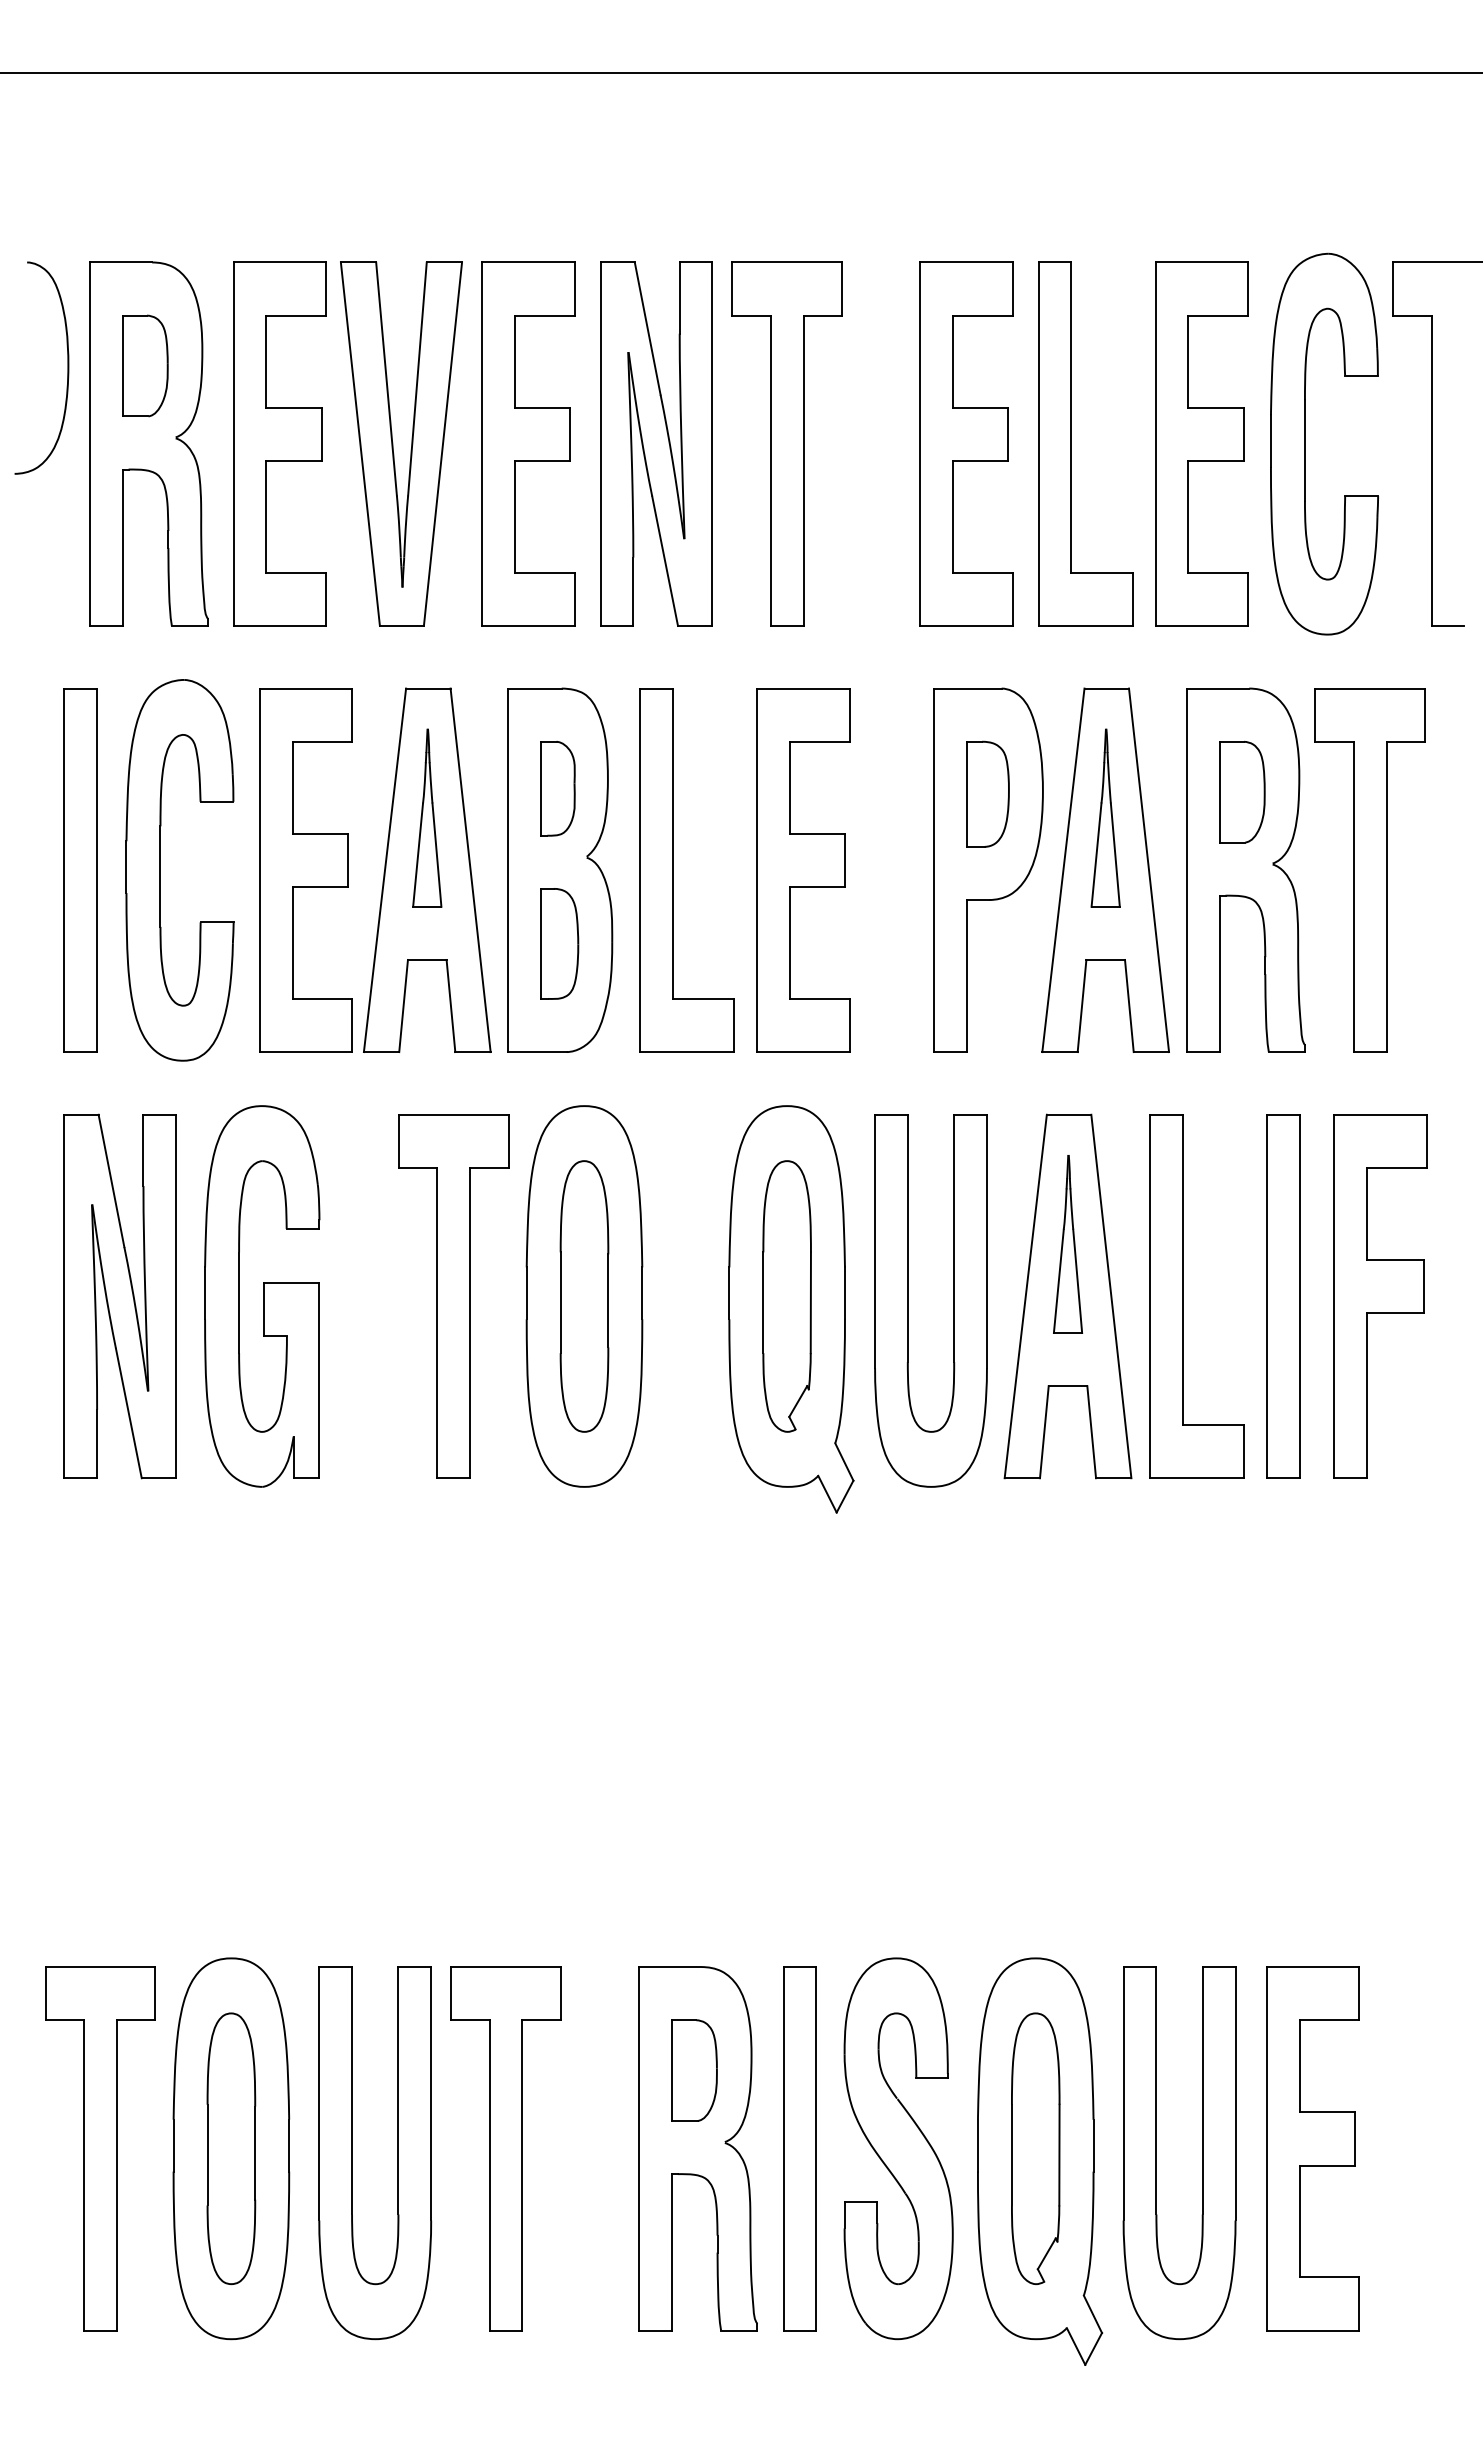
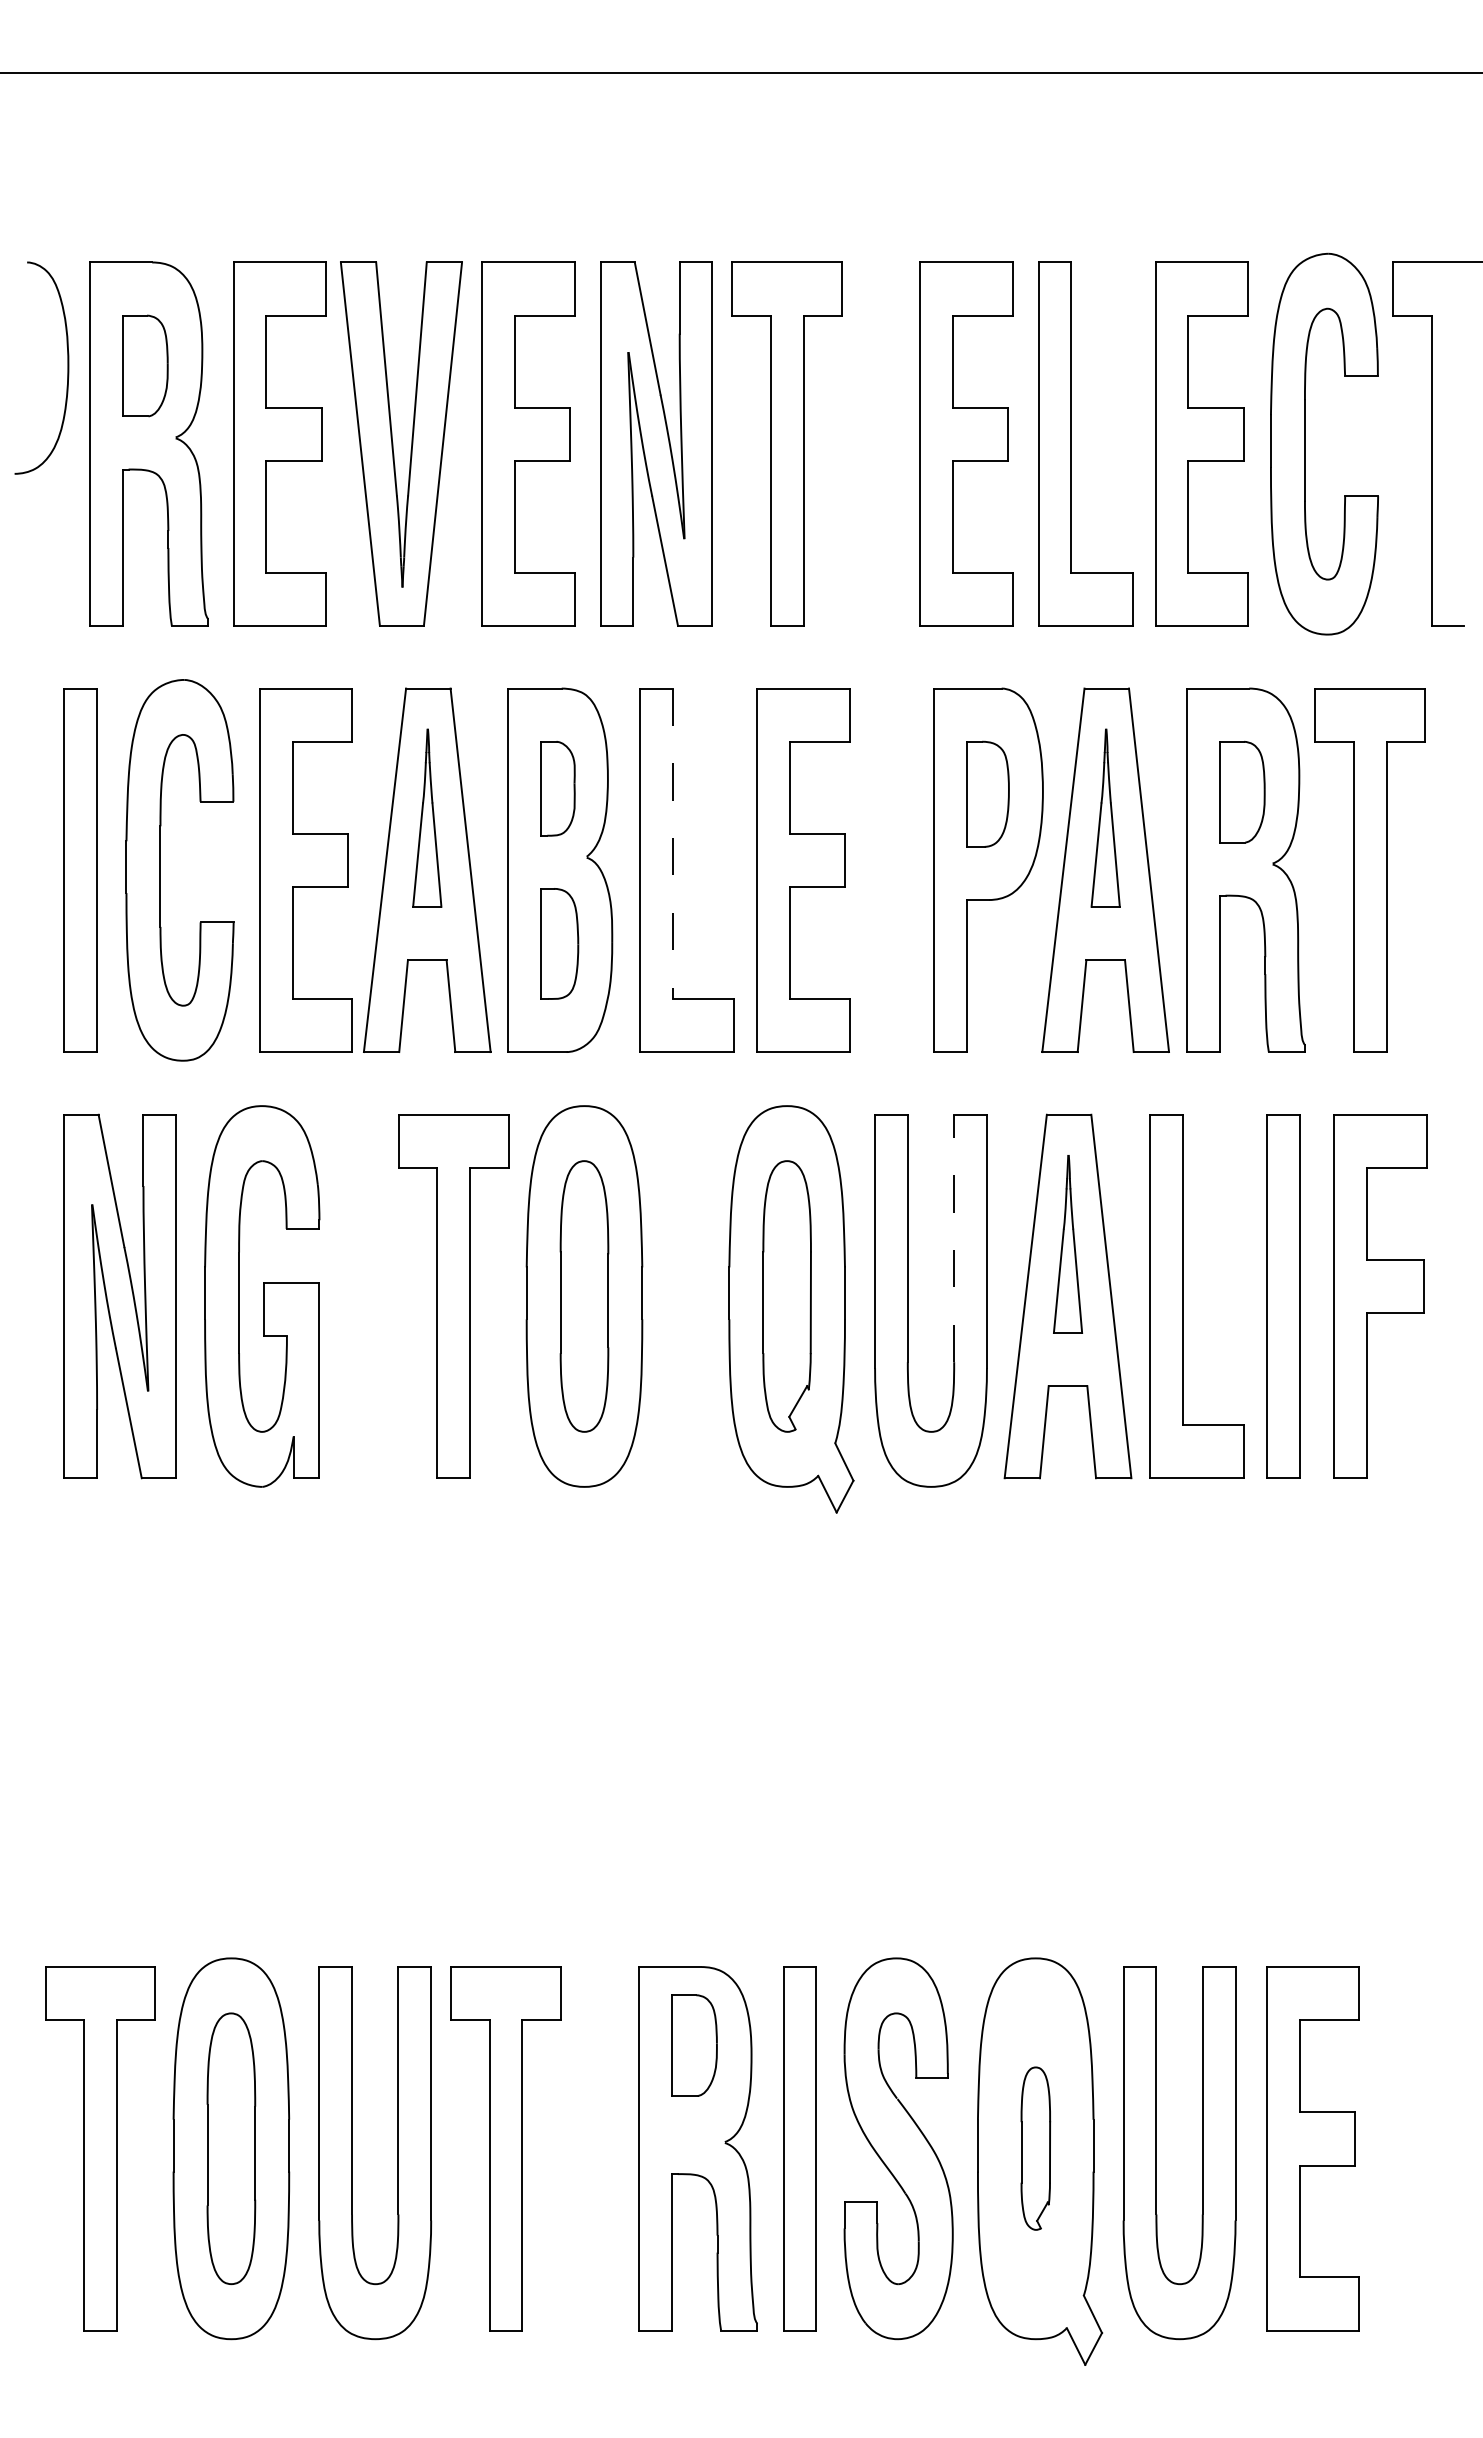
line: solid -> dashed (672, 844)
line: solid -> dashed (954, 1238)
part position: (694, 2070) -> (694, 2045) (694, 2045)
part size: 50x273 px -> 32x165 px (1035, 2148)
